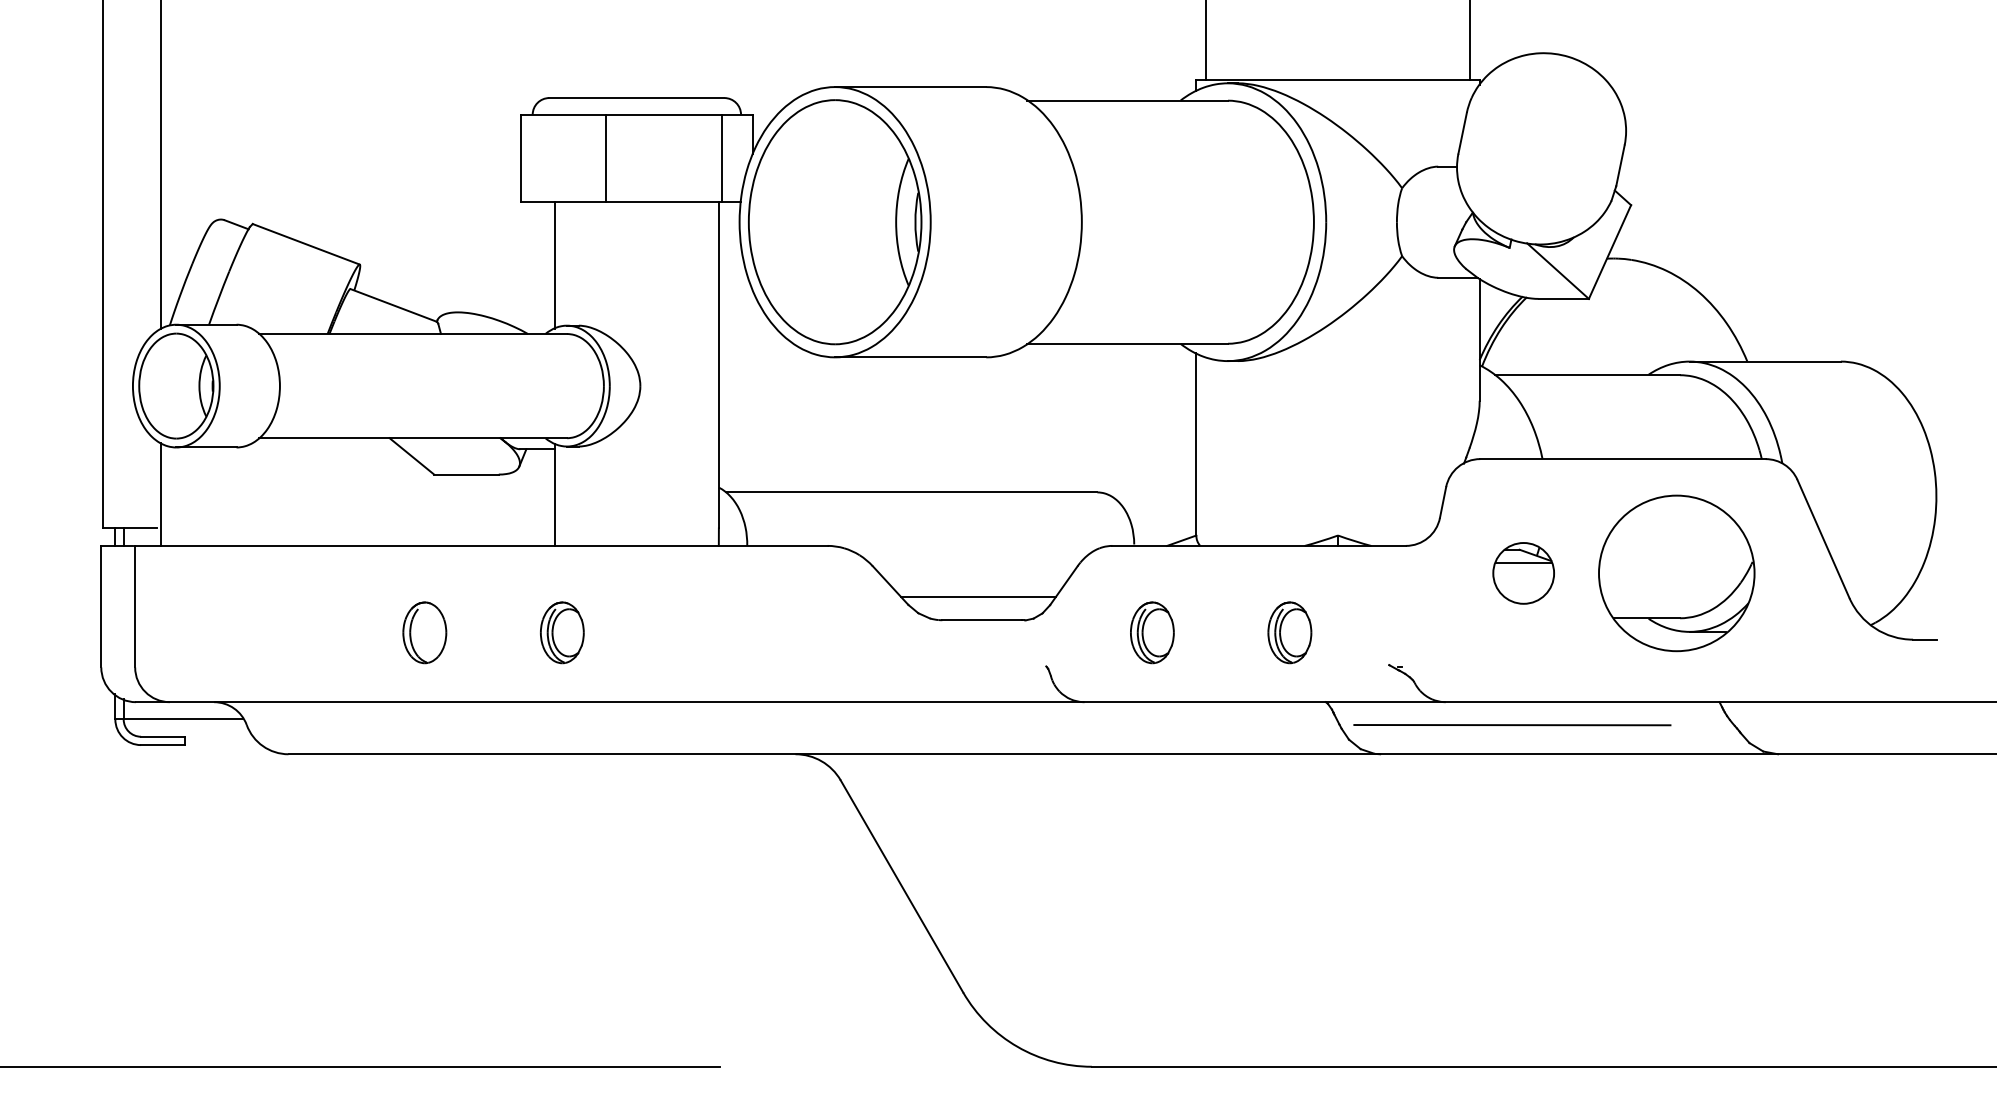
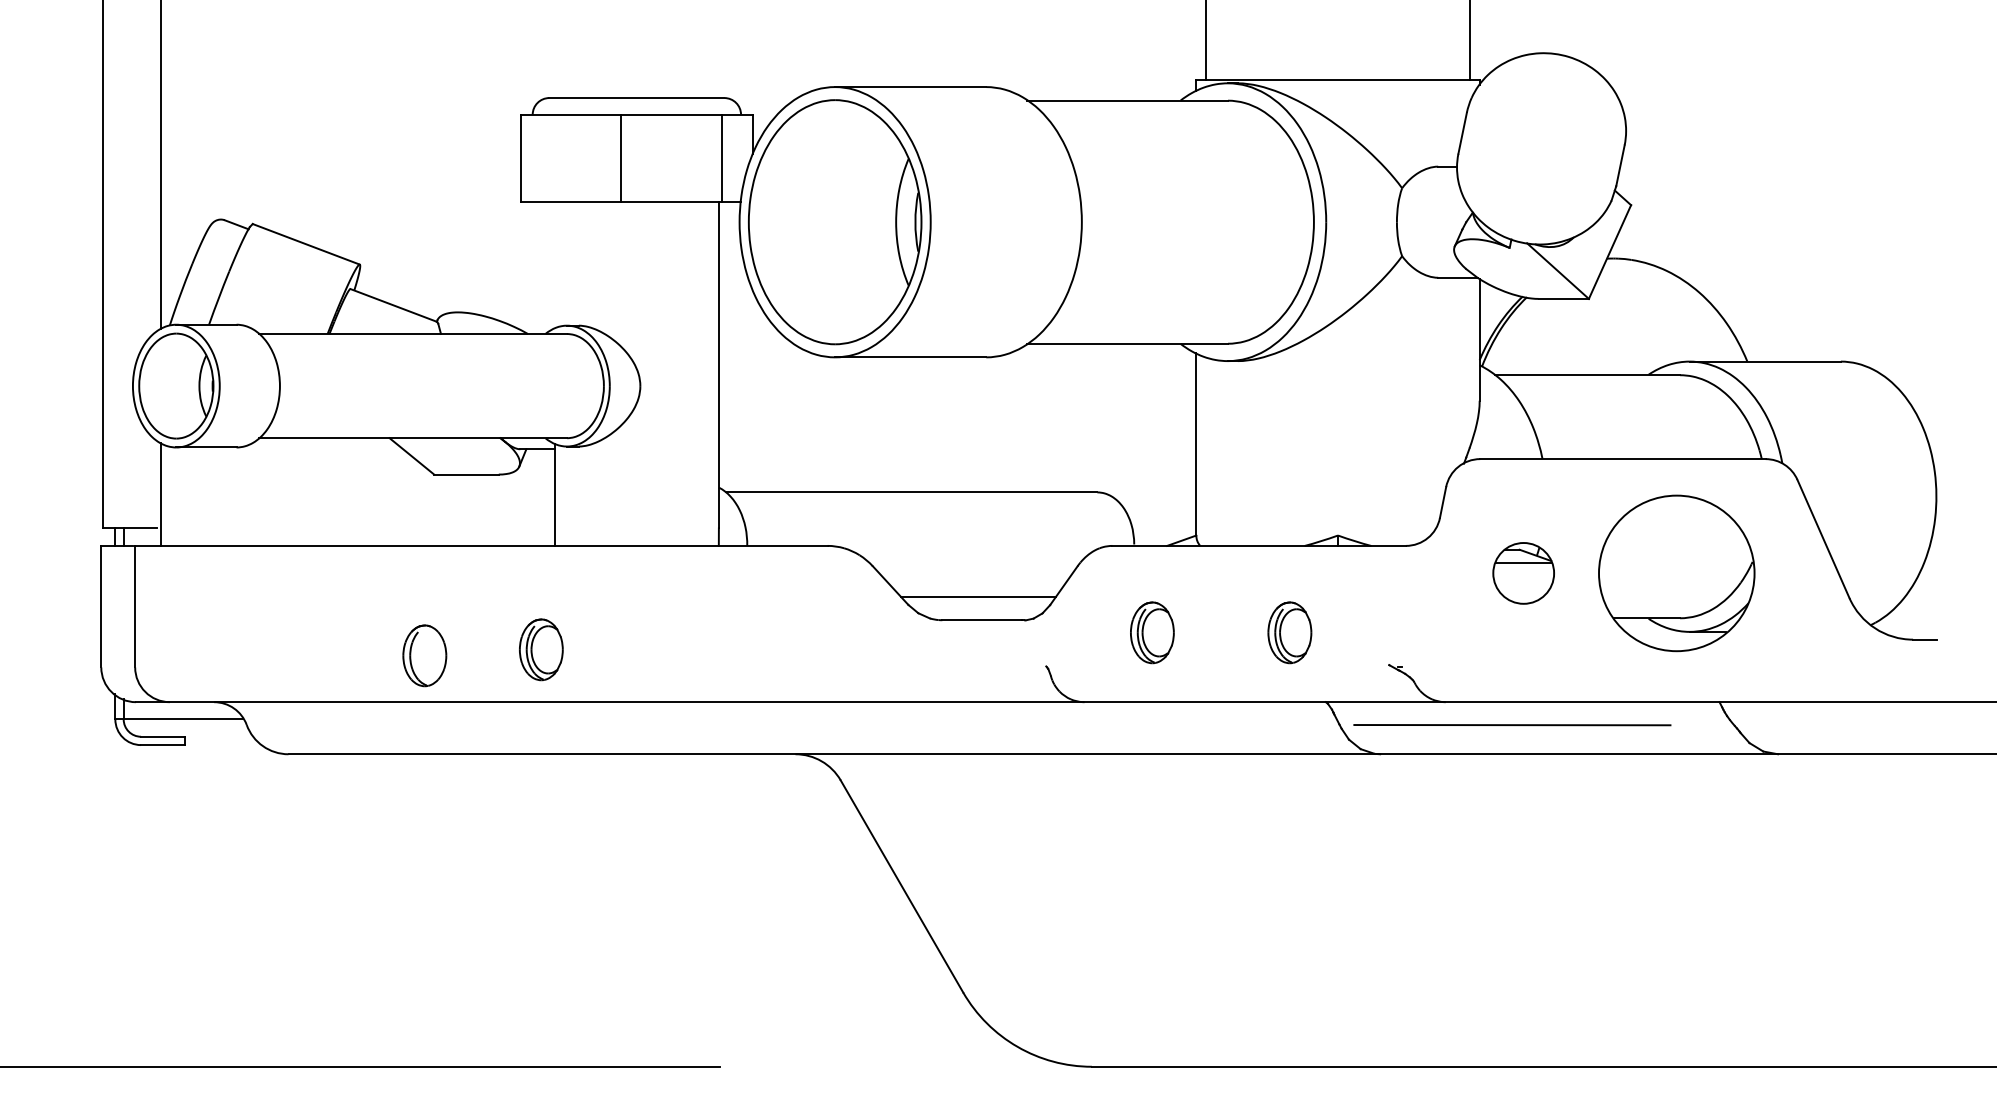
line position: (605, 158) -> (620, 158) (620, 158)
line: present -> none (554, 265)
part position: (424, 632) -> (424, 655) (424, 655)
part position: (562, 632) -> (541, 649) (541, 649)
